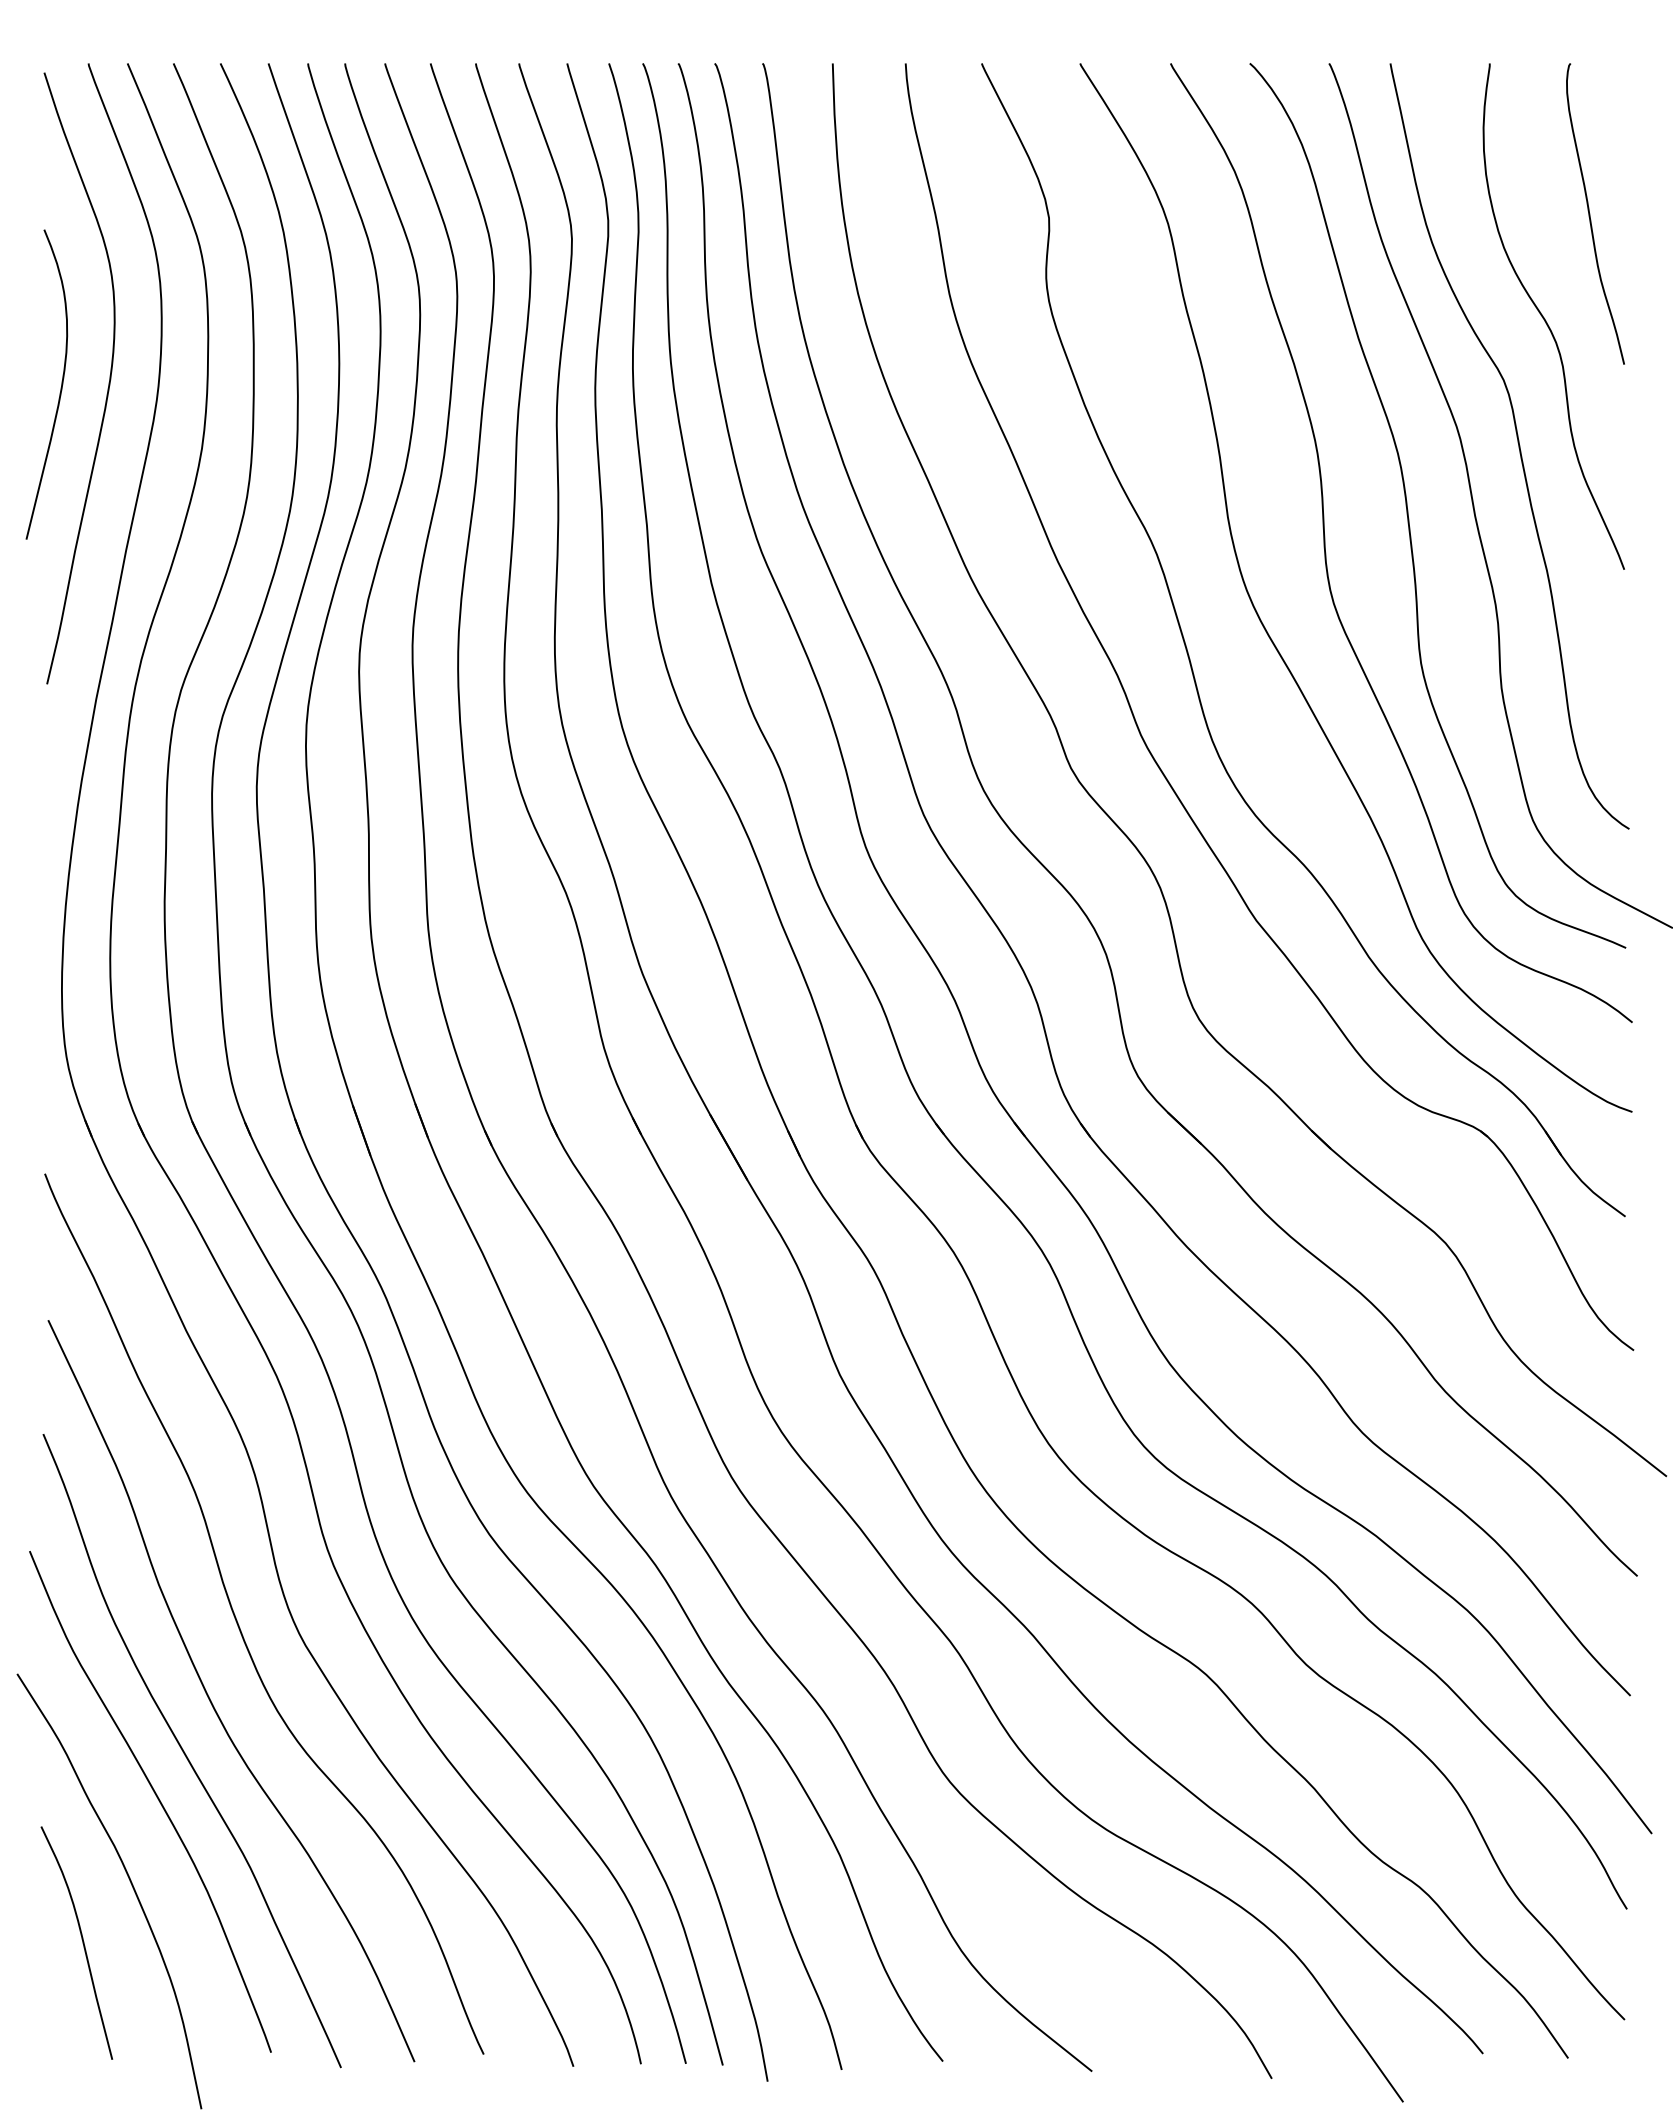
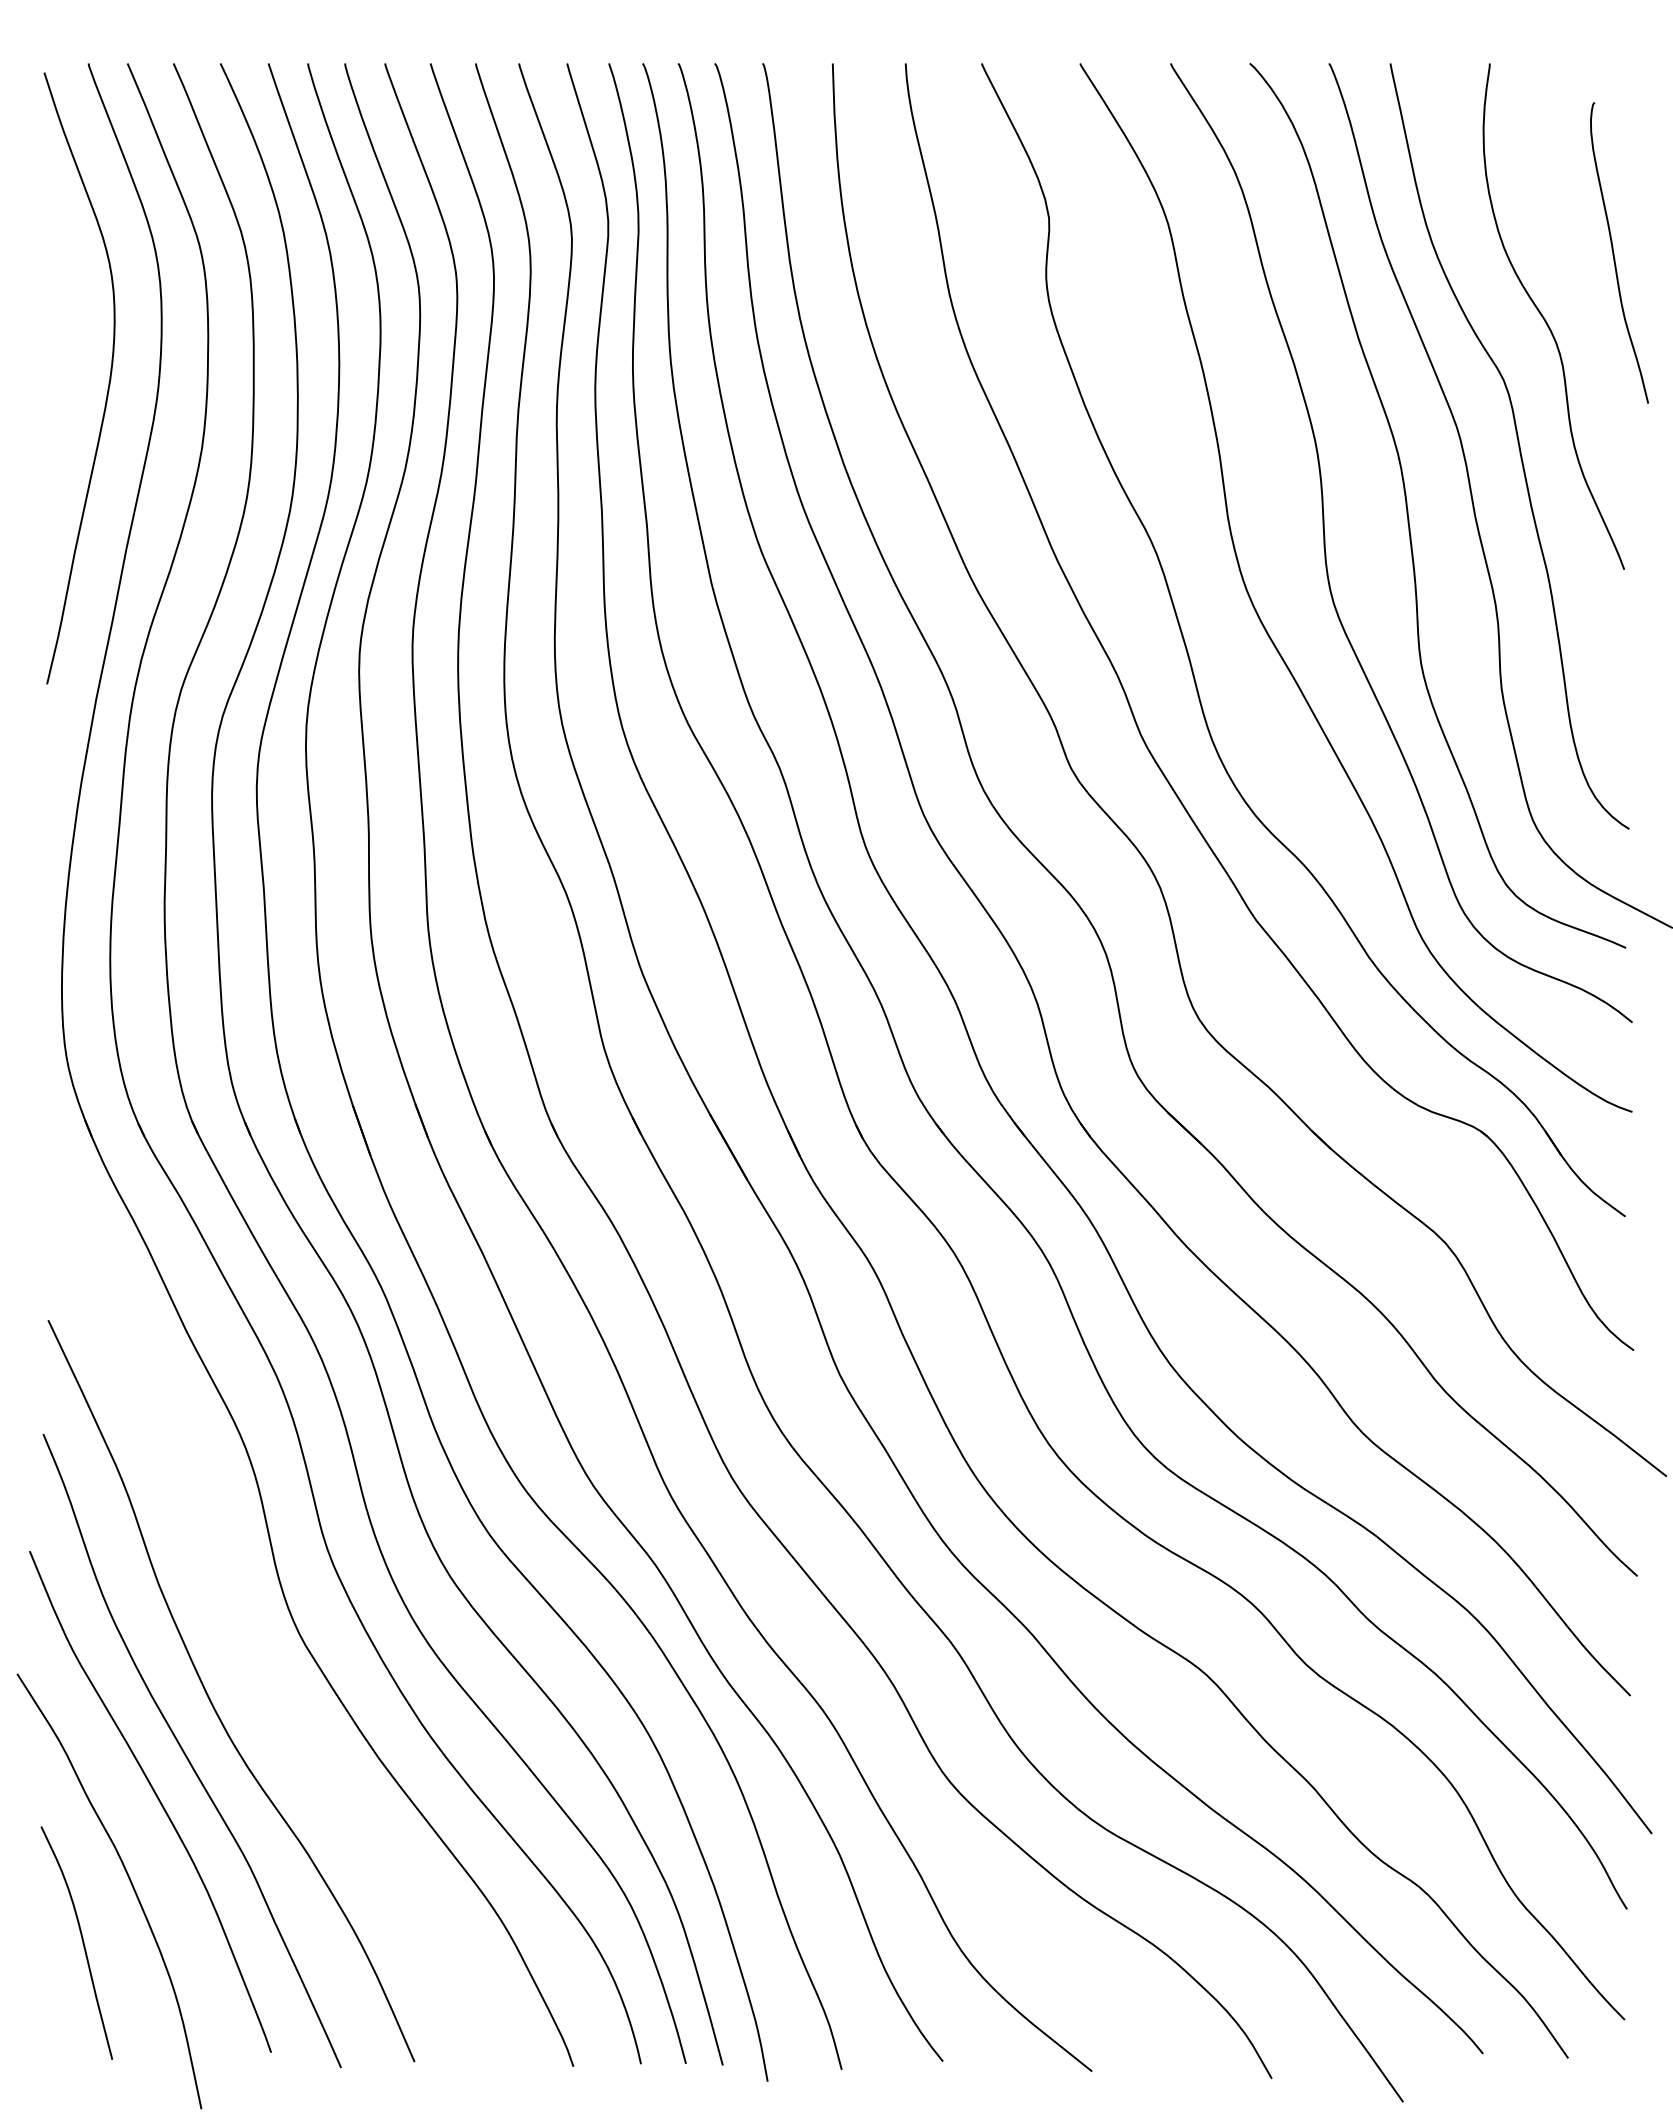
curve position: (1590, 213) -> (1614, 252) (1614, 252)
curve: present -> none (60, 387)
curve: present -> none (238, 1622)
